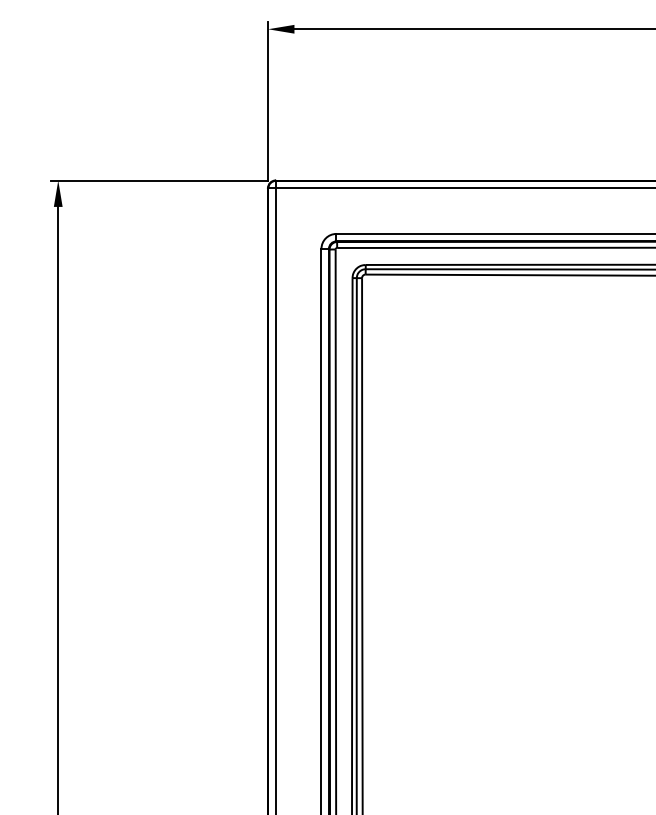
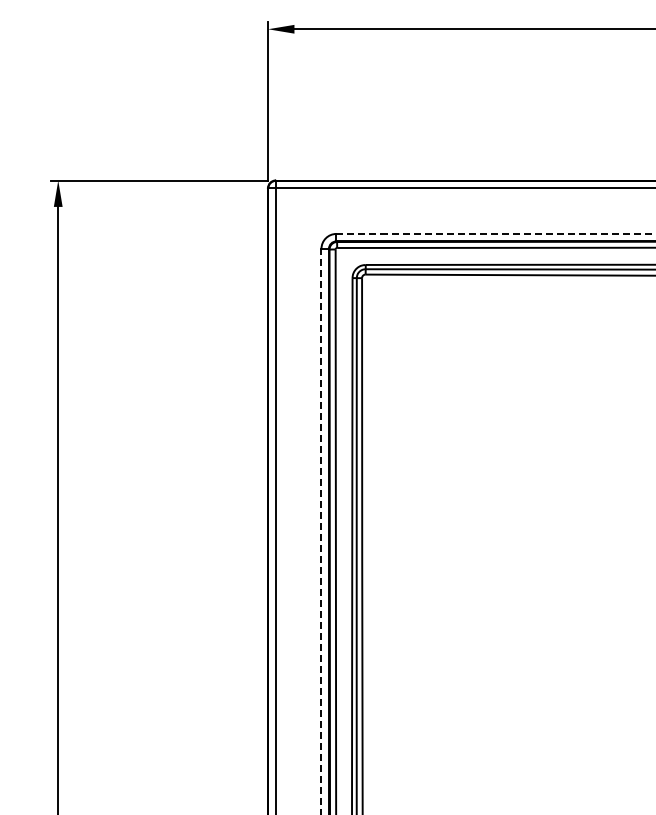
line: solid -> dashed (496, 233)
line: solid -> dashed (321, 531)
